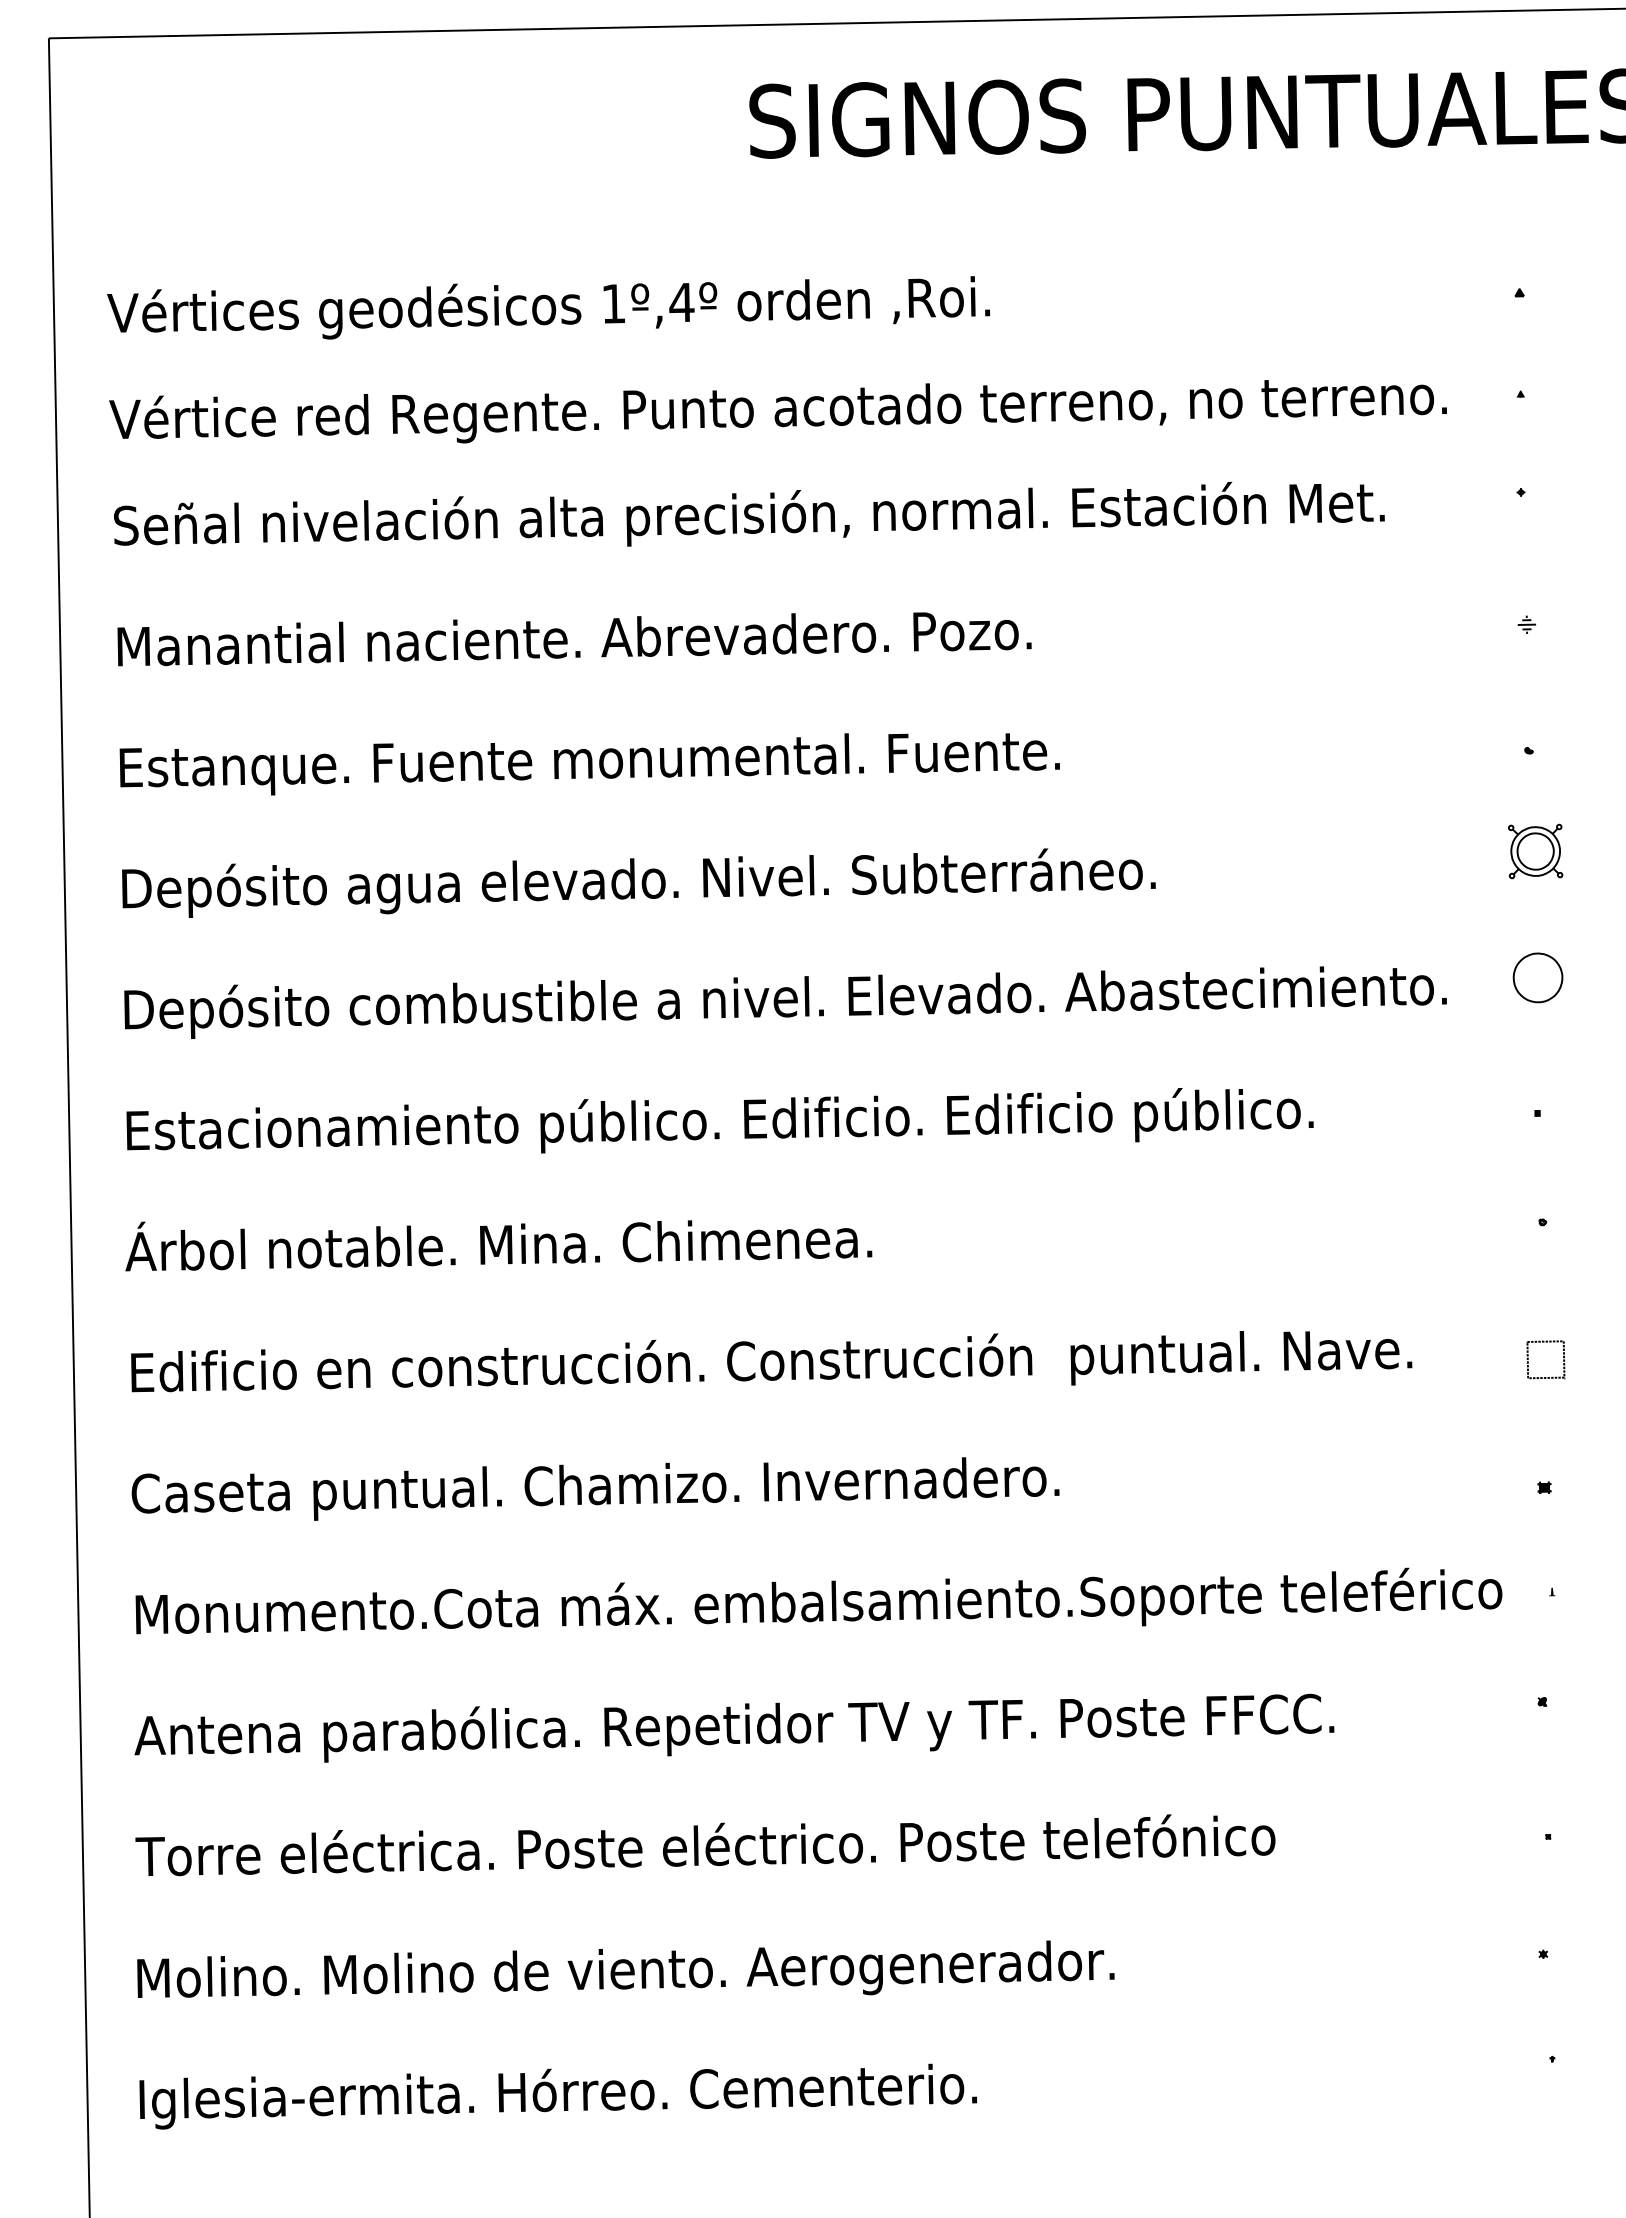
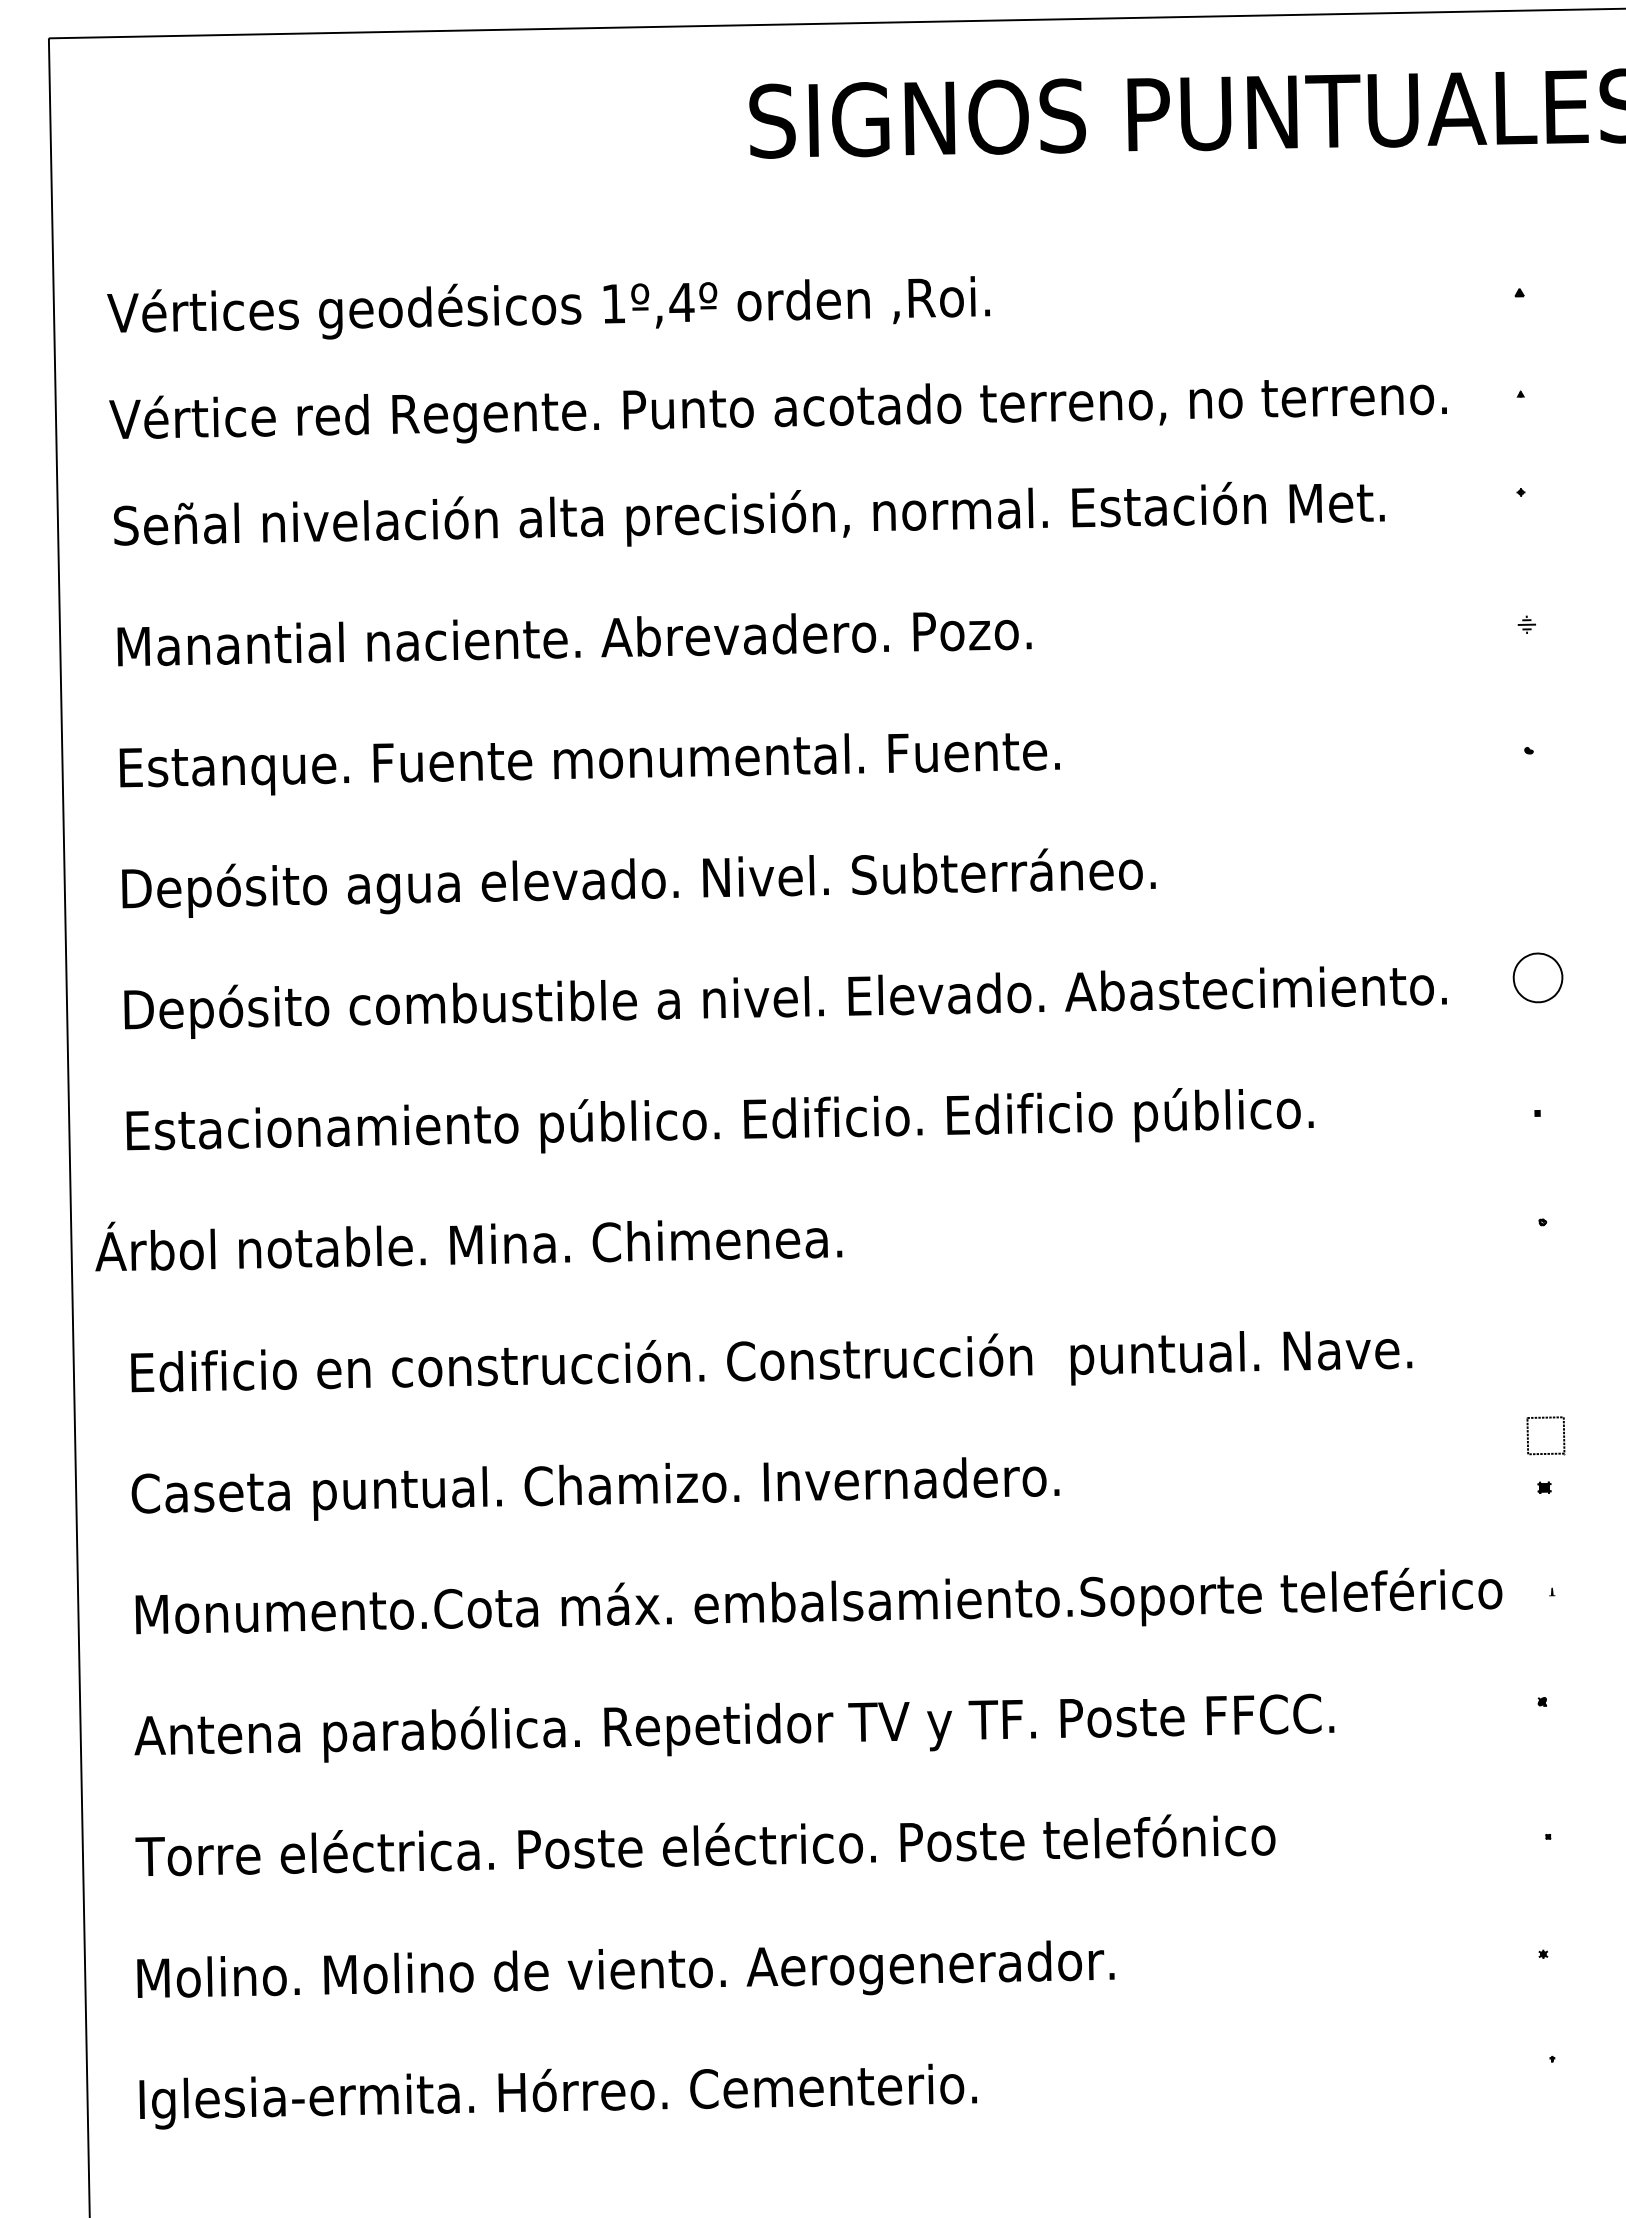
part: present -> none (1535, 851)
text position: (498, 1245) -> (468, 1245) (468, 1245)
part position: (1545, 1342) -> (1545, 1418) (1545, 1418)
